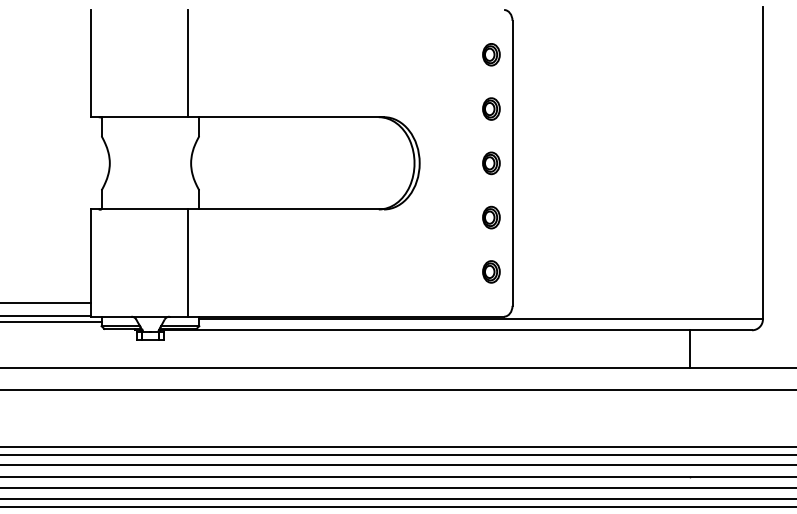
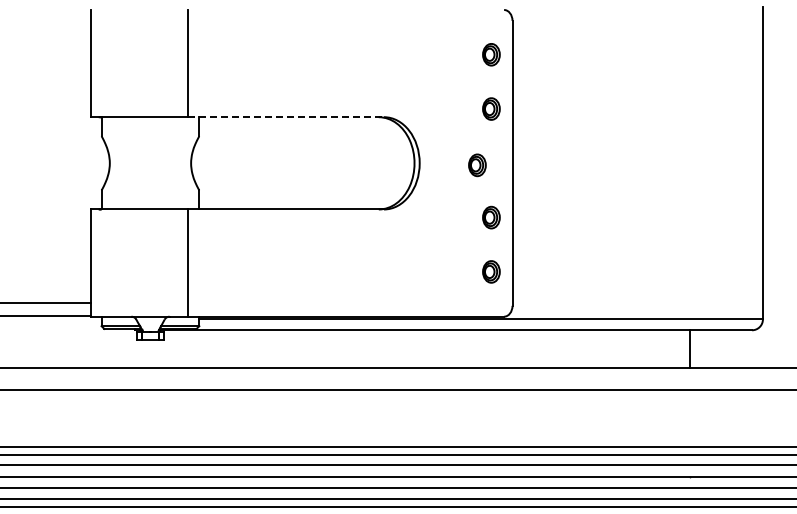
line: solid -> dashed (286, 117)
part position: (491, 163) -> (477, 165) (477, 165)
line: present -> none (51, 321)
